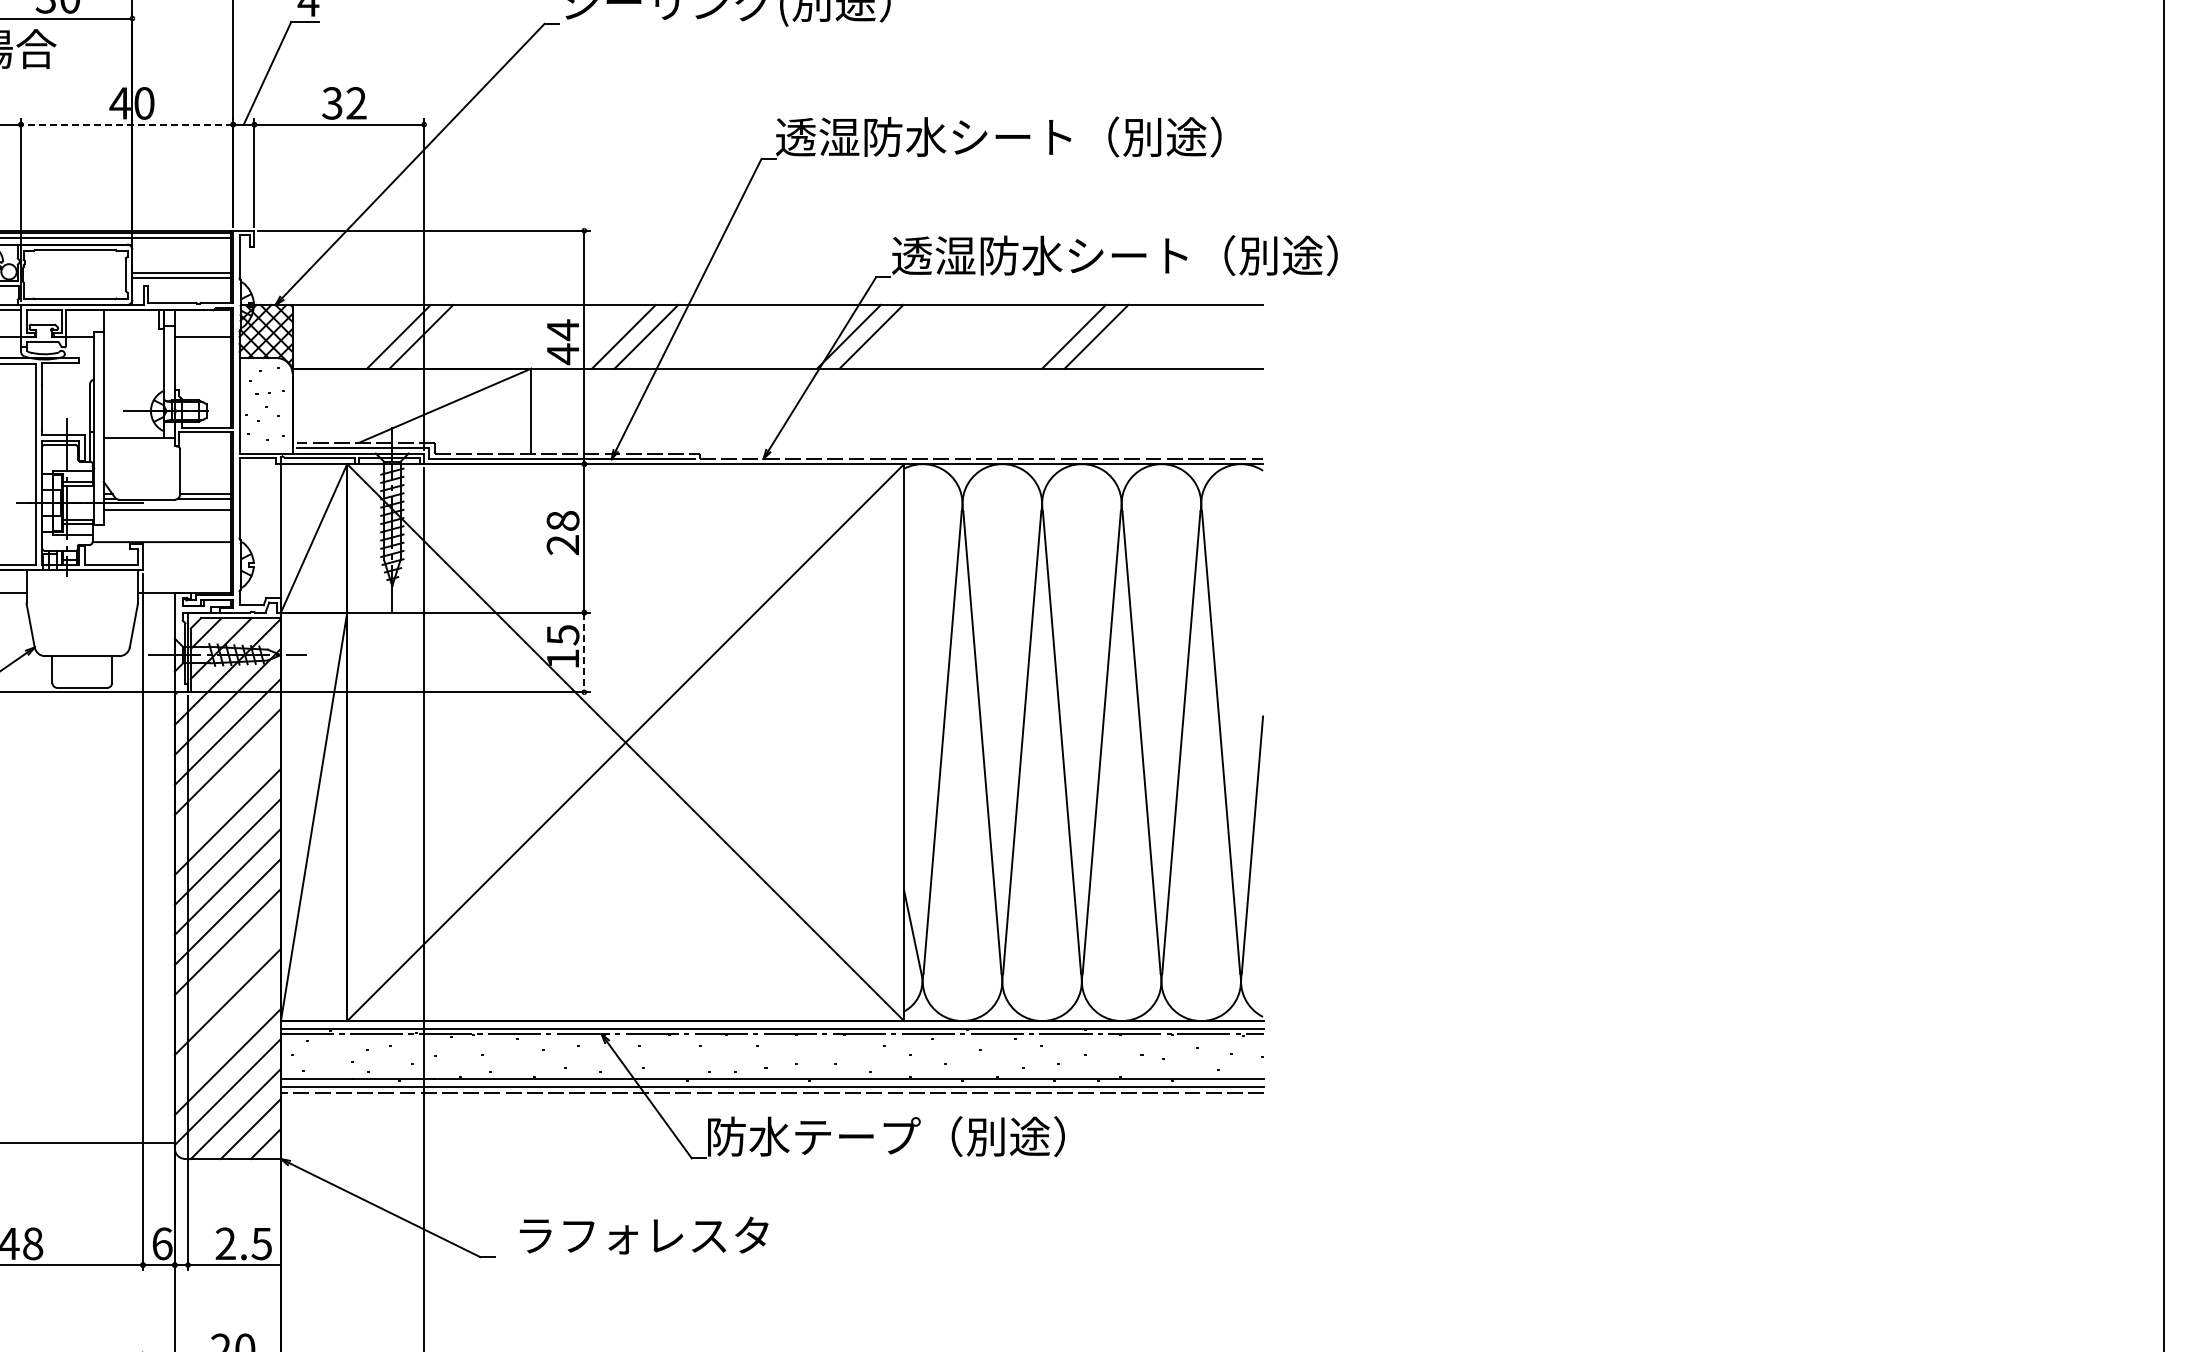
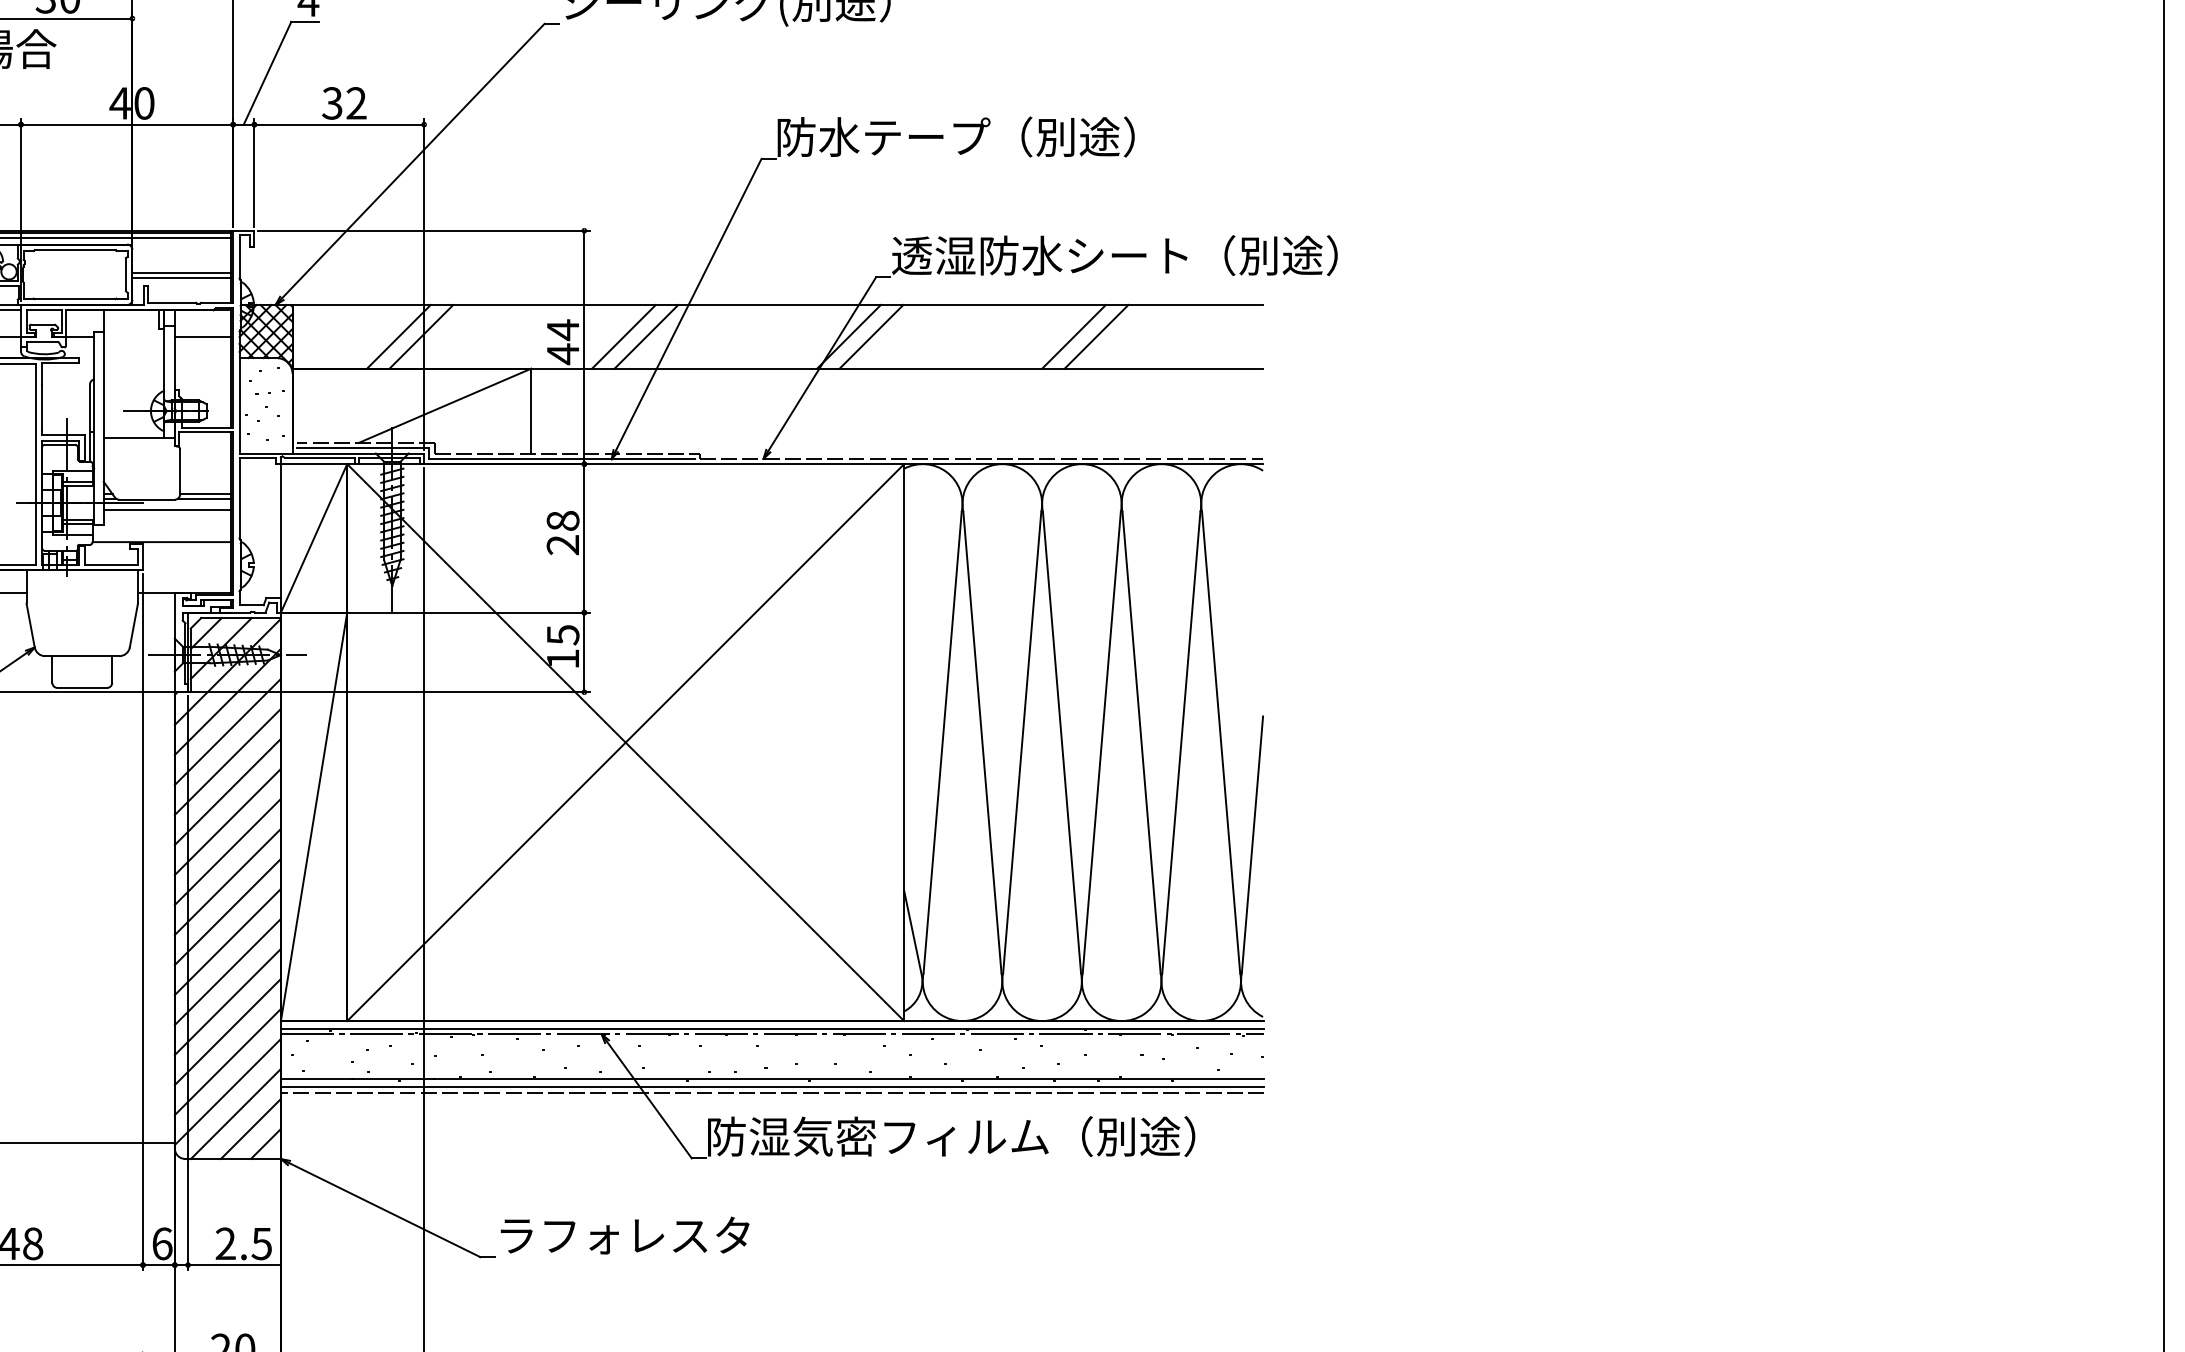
line: dashed -> solid (126, 124)
text: 透湿防水シート（別途） -> 防水テープ（別途） (998, 136)
line: dashed -> solid (584, 652)
line: none -> present (227, 791)
line: none -> present (227, 971)
line: none -> present (227, 1031)
text: 防水テープ（別途） -> 防湿気密フィルム（別途） (972, 1136)
text position: (644, 1235) -> (625, 1235) (625, 1235)
